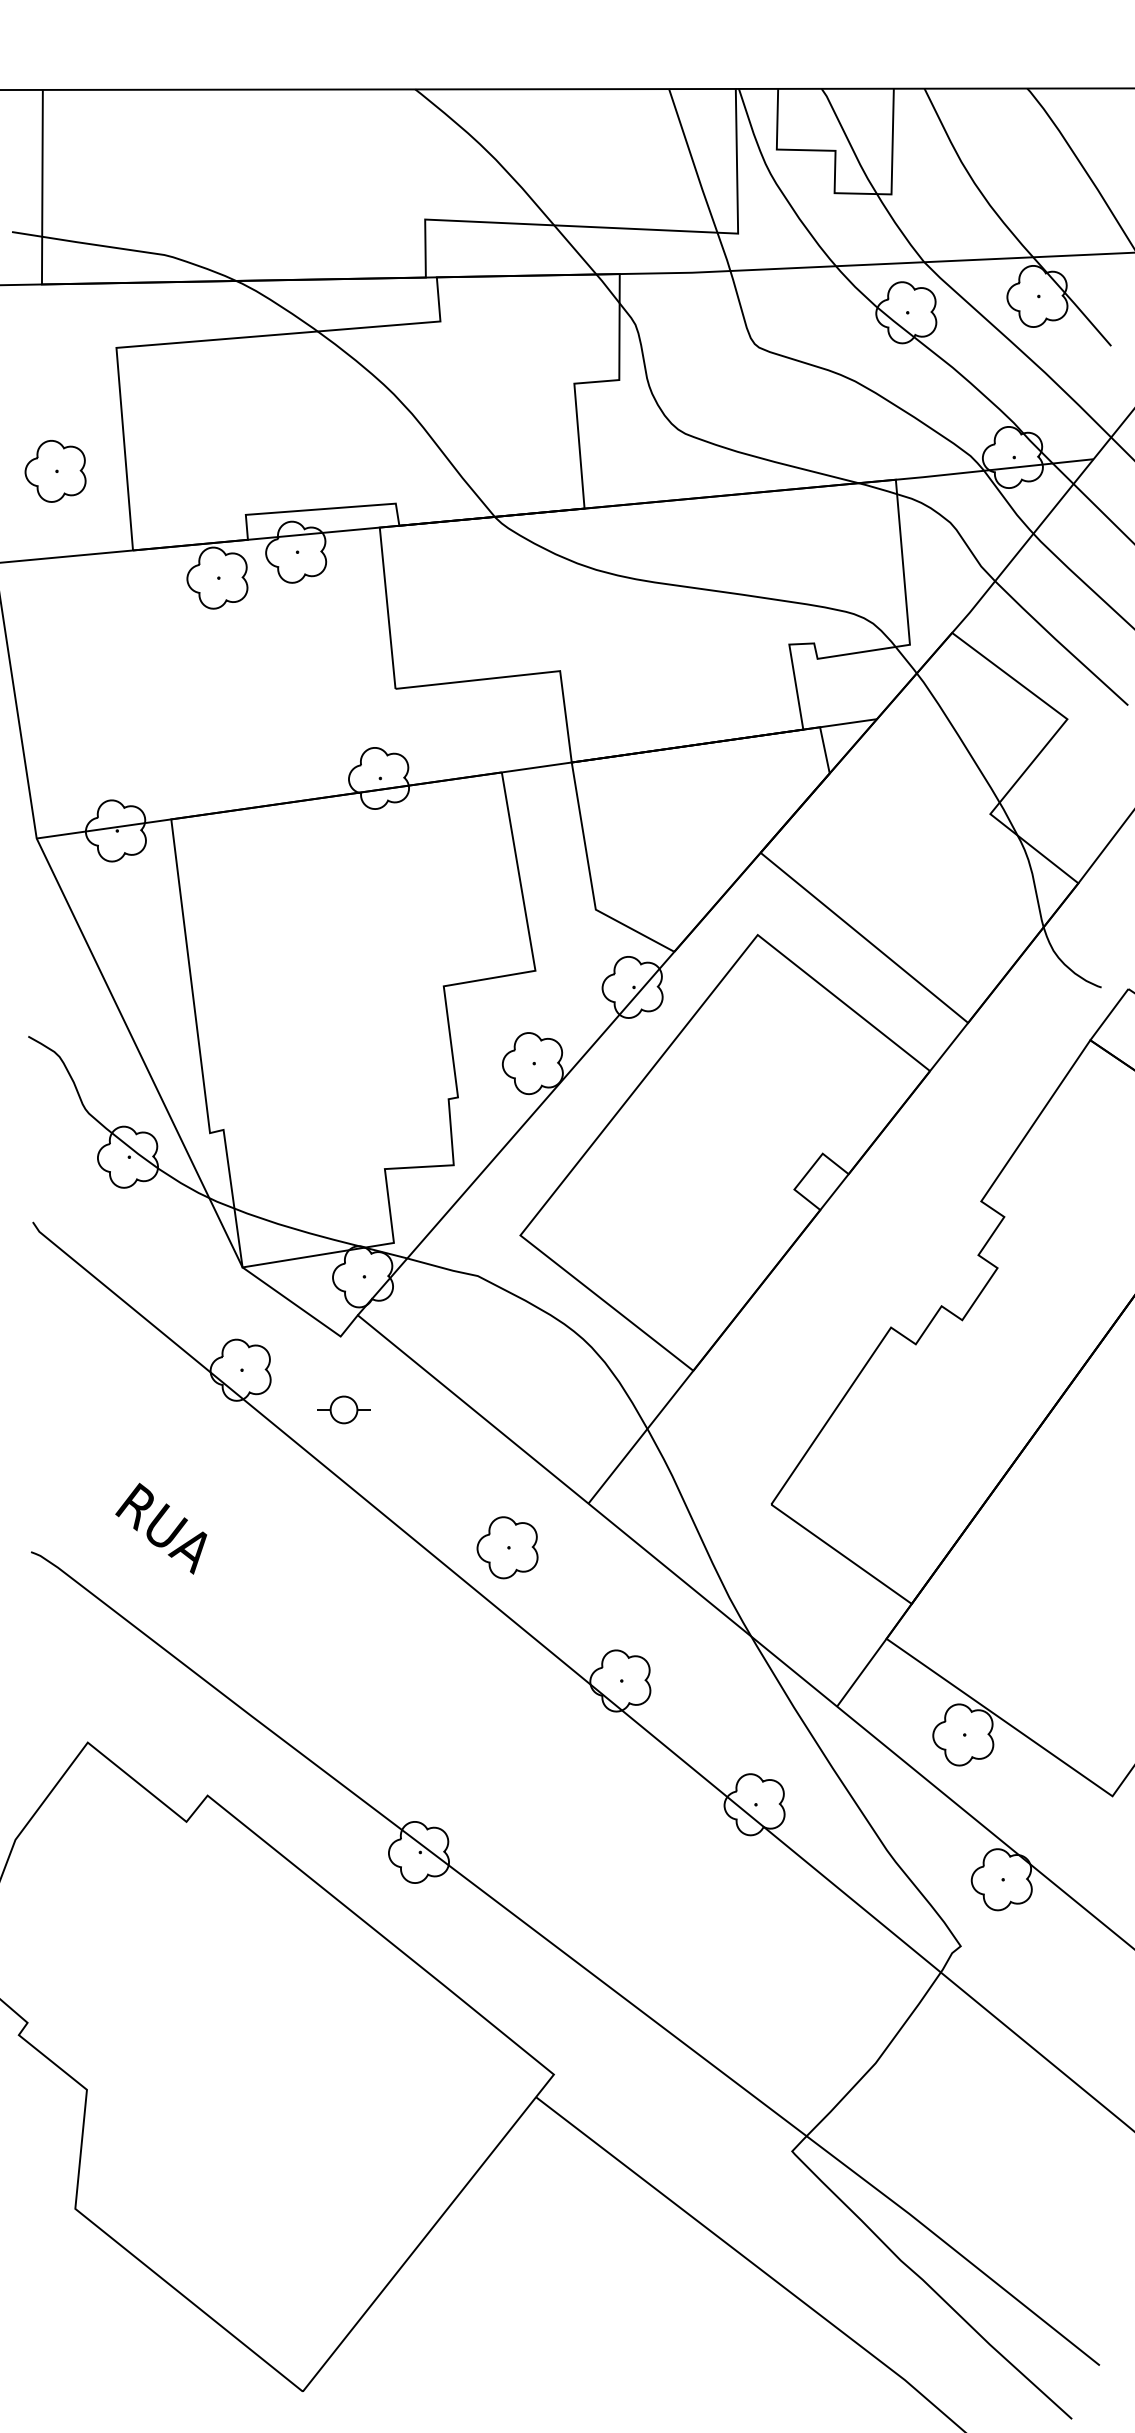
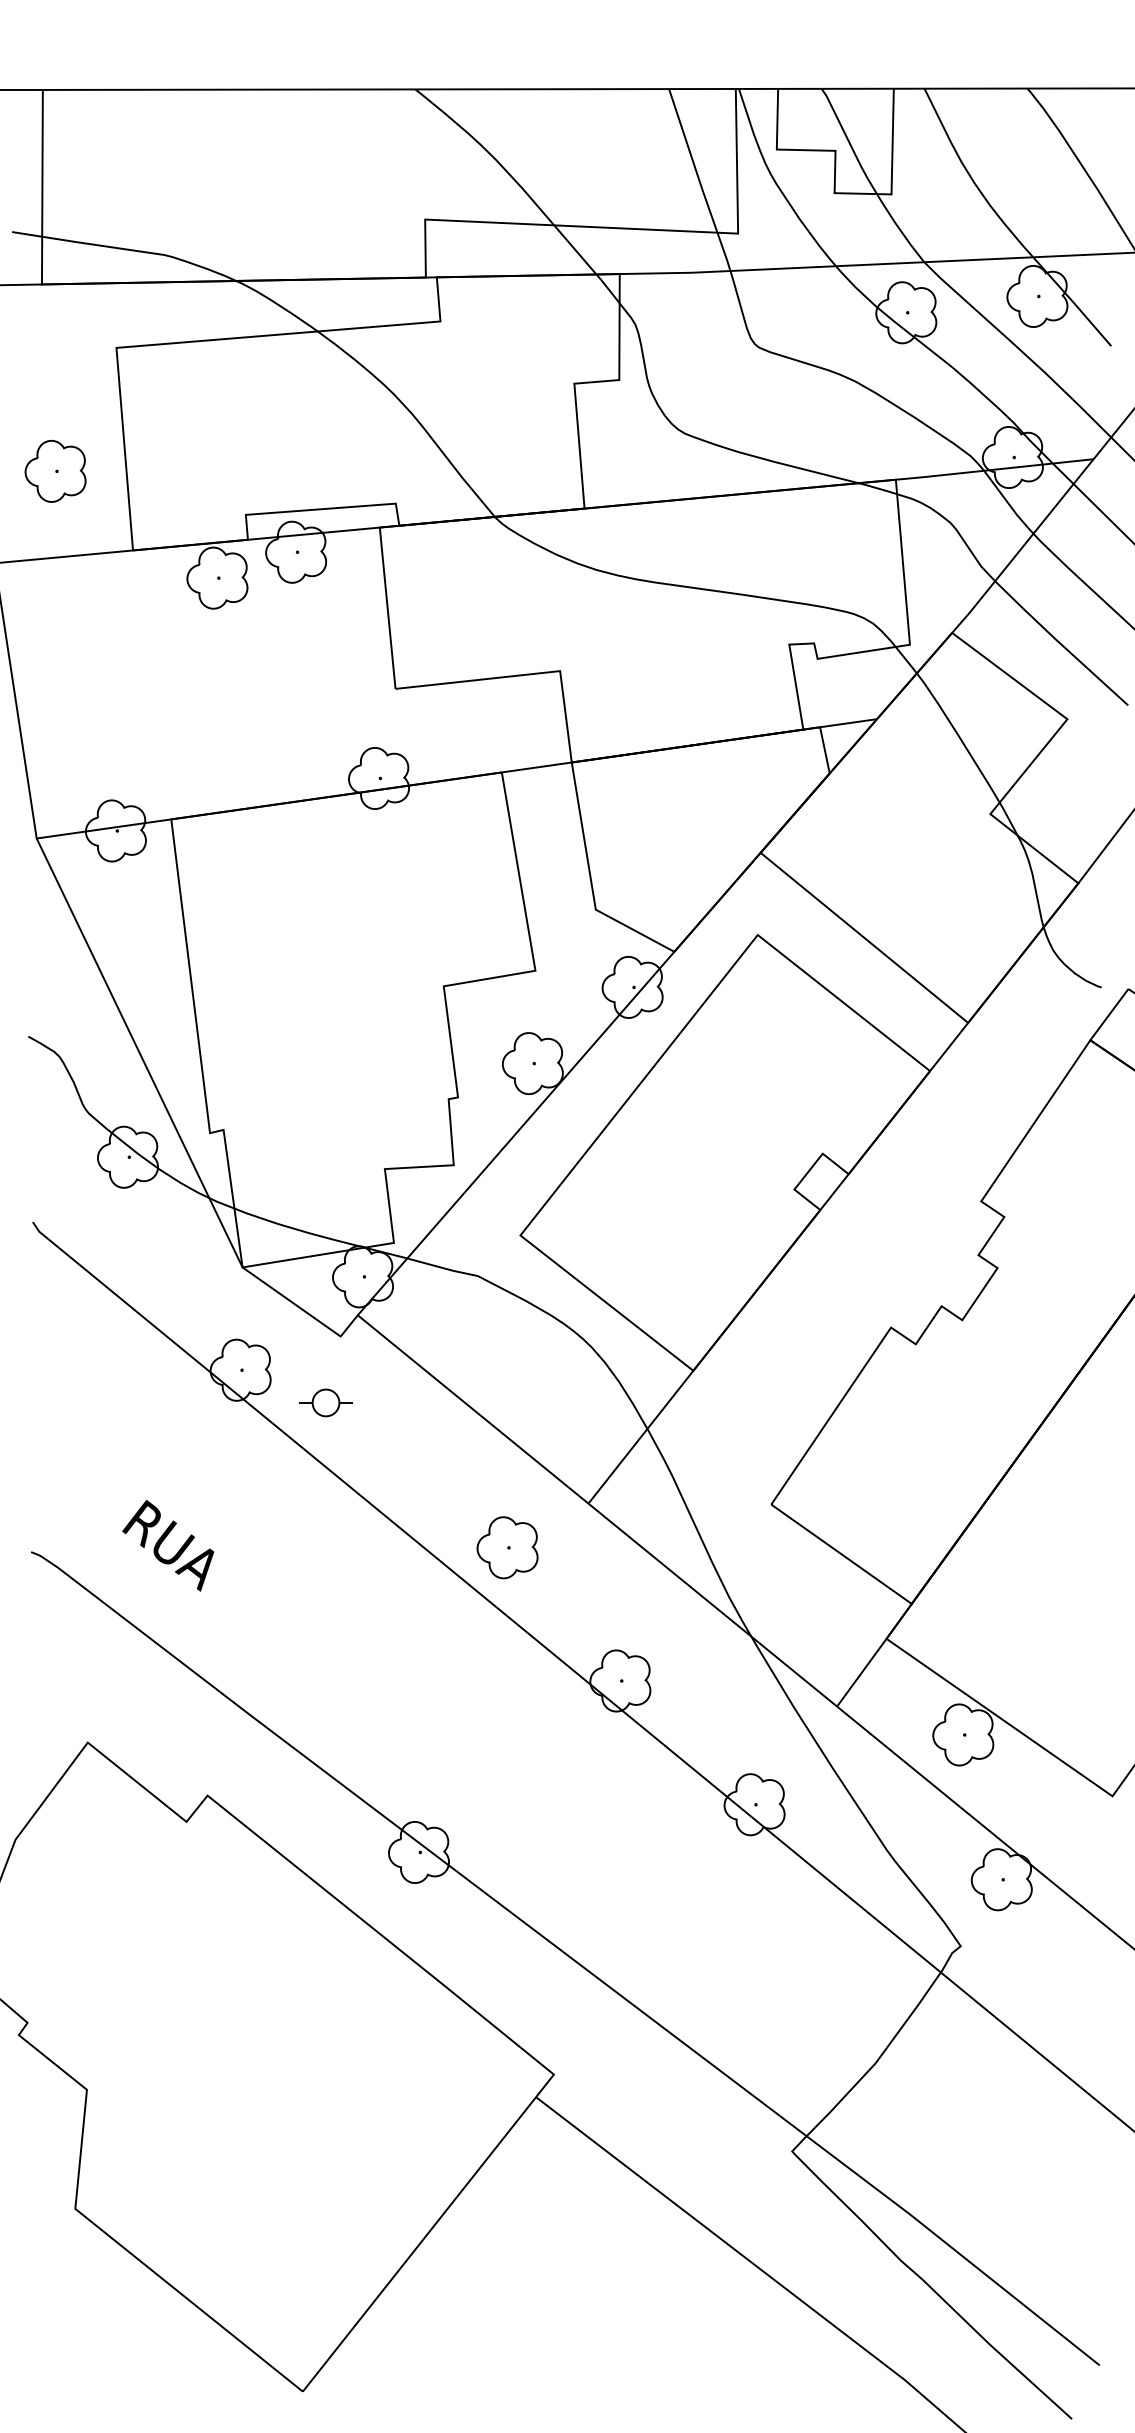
part position: (343, 1409) -> (325, 1402) (325, 1402)
text position: (160, 1528) -> (167, 1545) (167, 1545)
